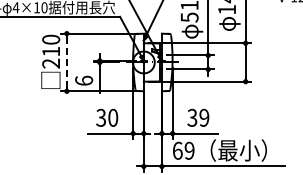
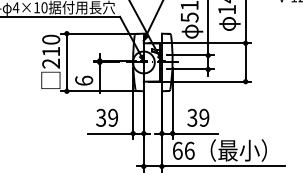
line: dashed -> solid (66, 62)
text: 30 -> 39 (113, 117)
text: 69 -> 66 (189, 150)
